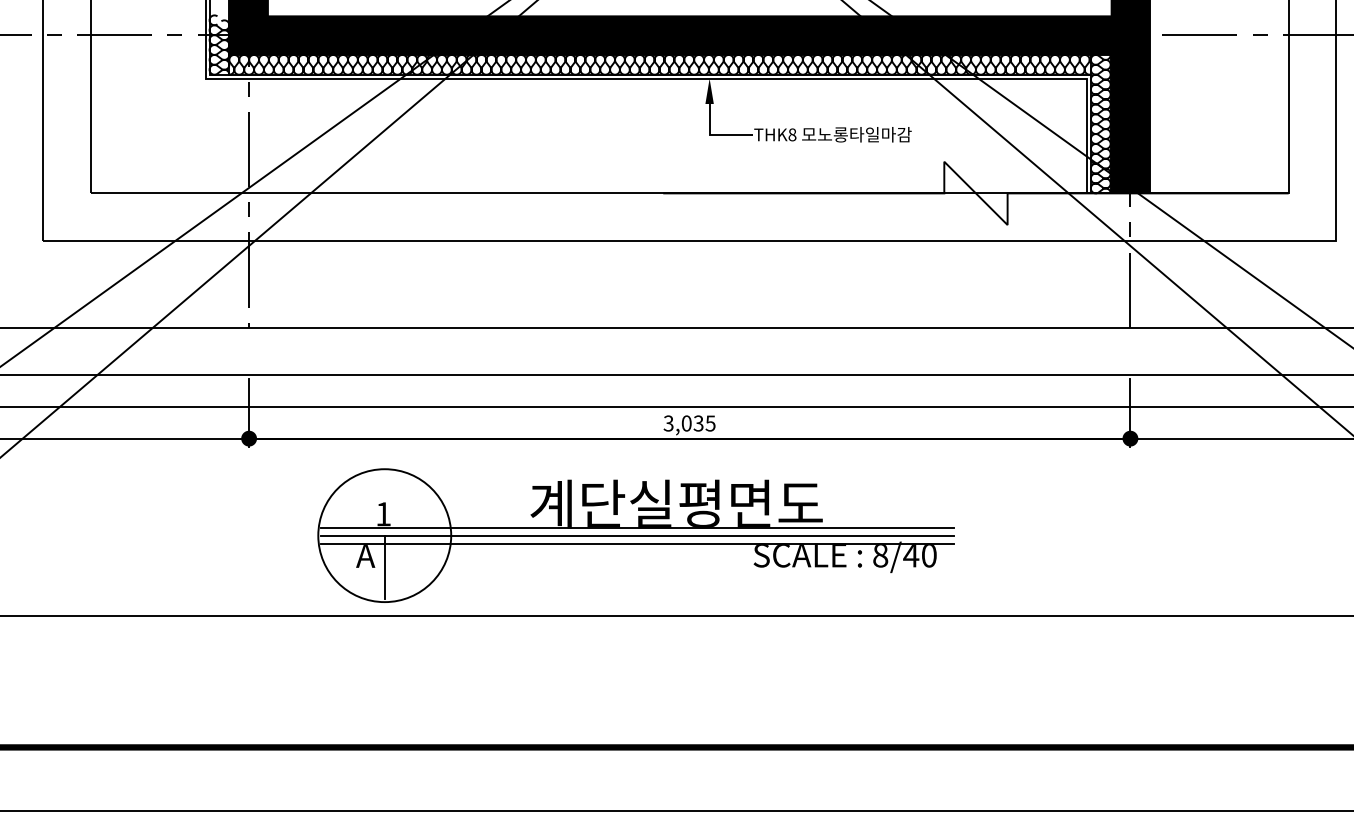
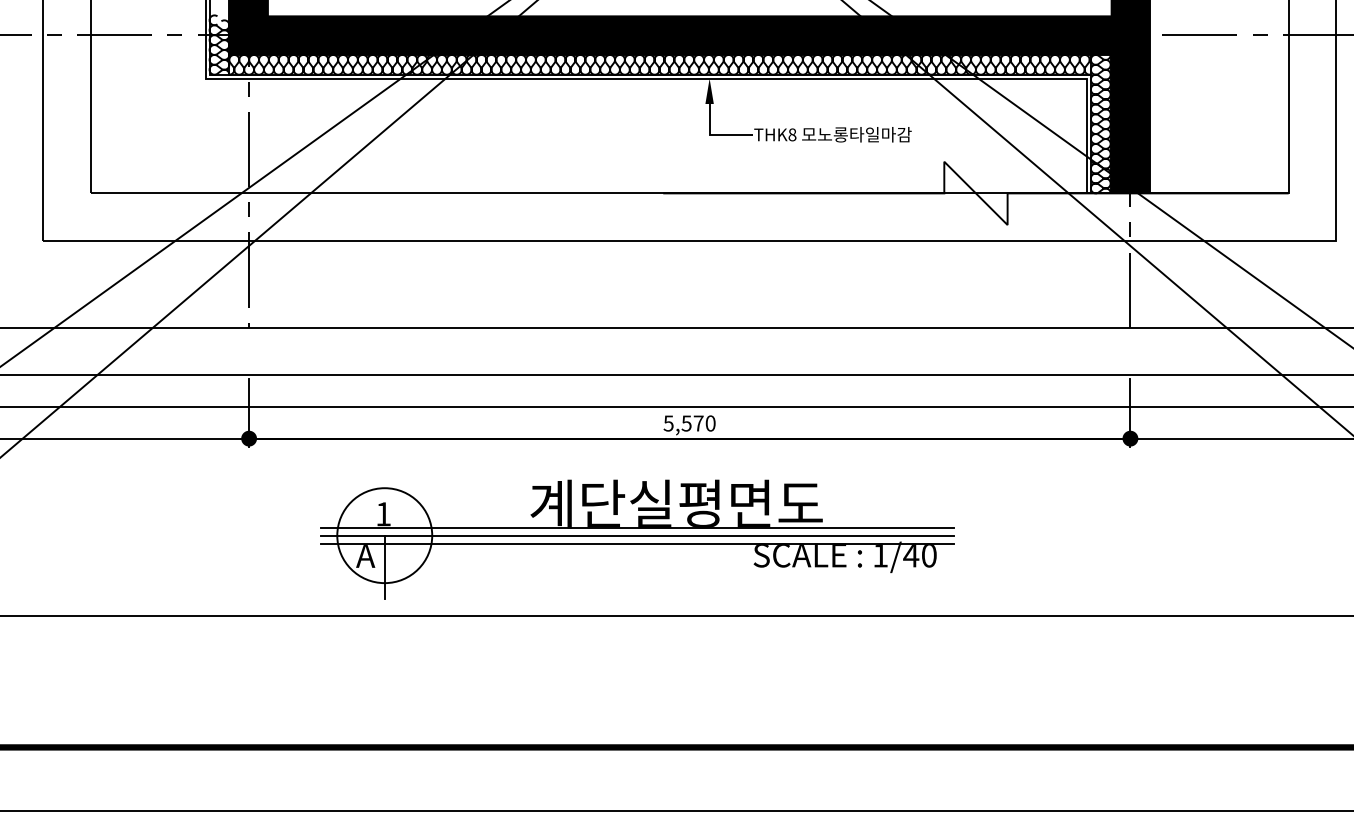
text: 3,035 -> 5,570 (689, 423)
circle diameter: 133 px -> 95 px (384, 535)
text: 8/40 -> 1/40 (880, 556)
